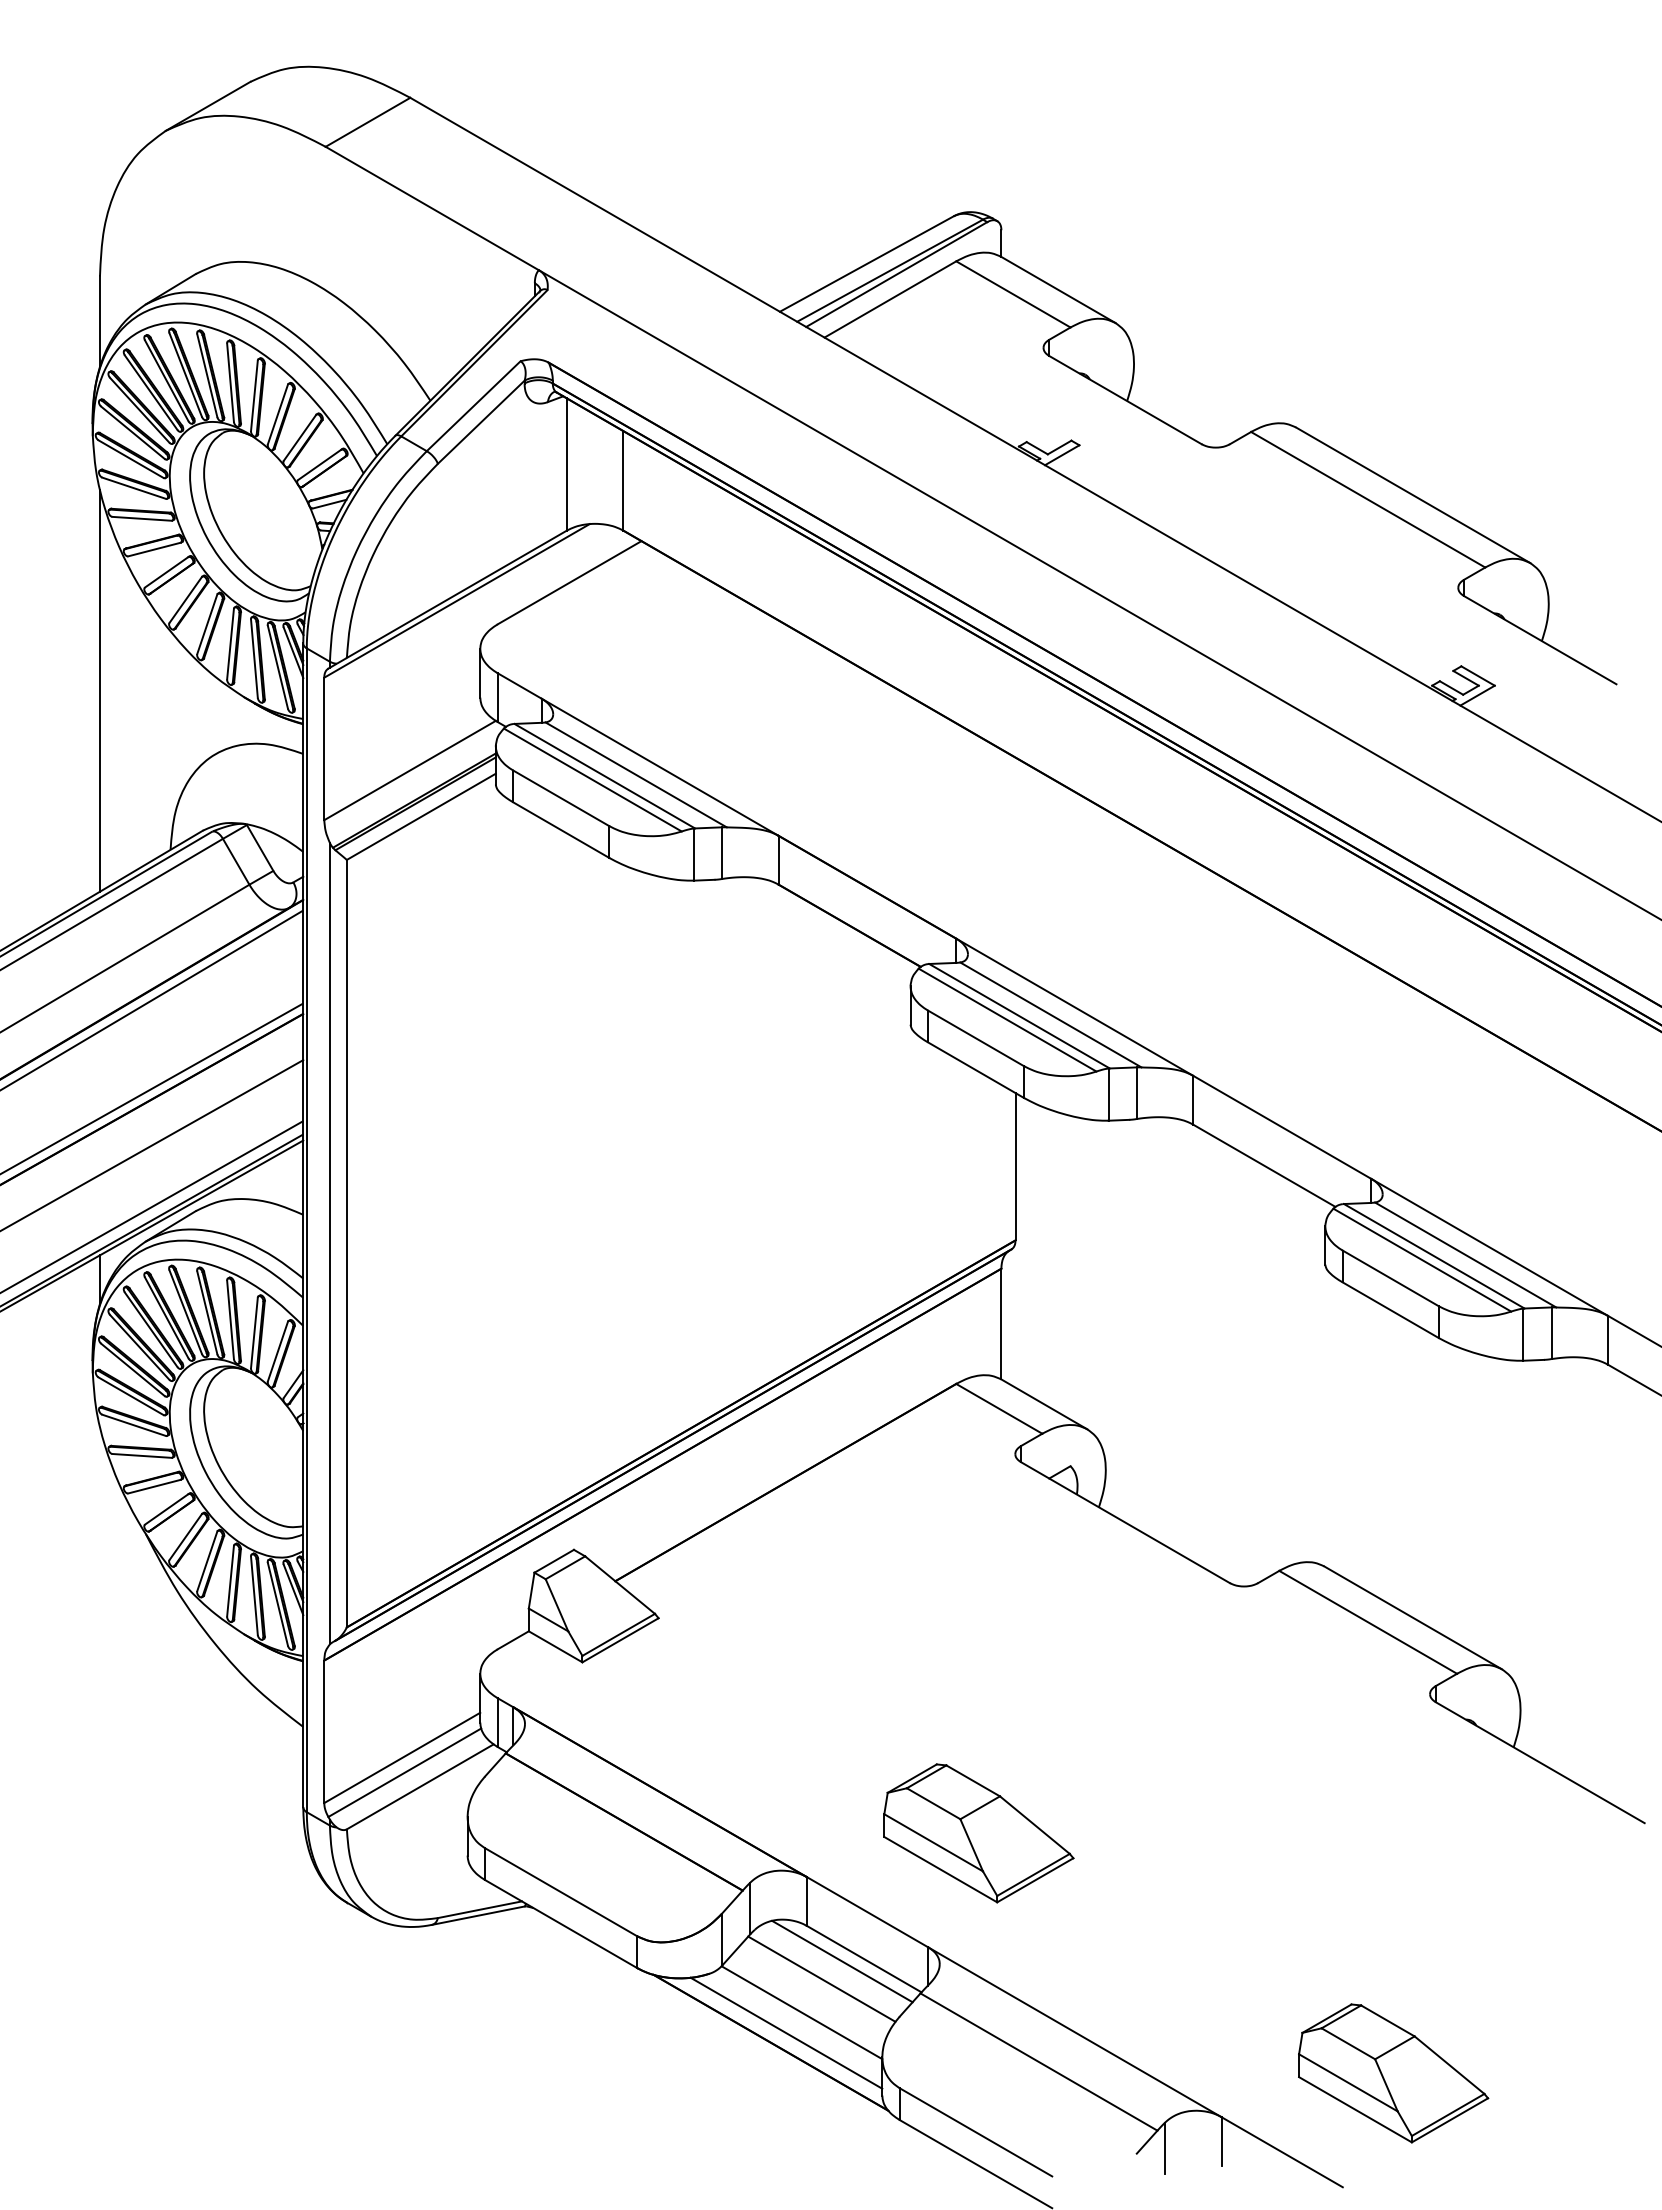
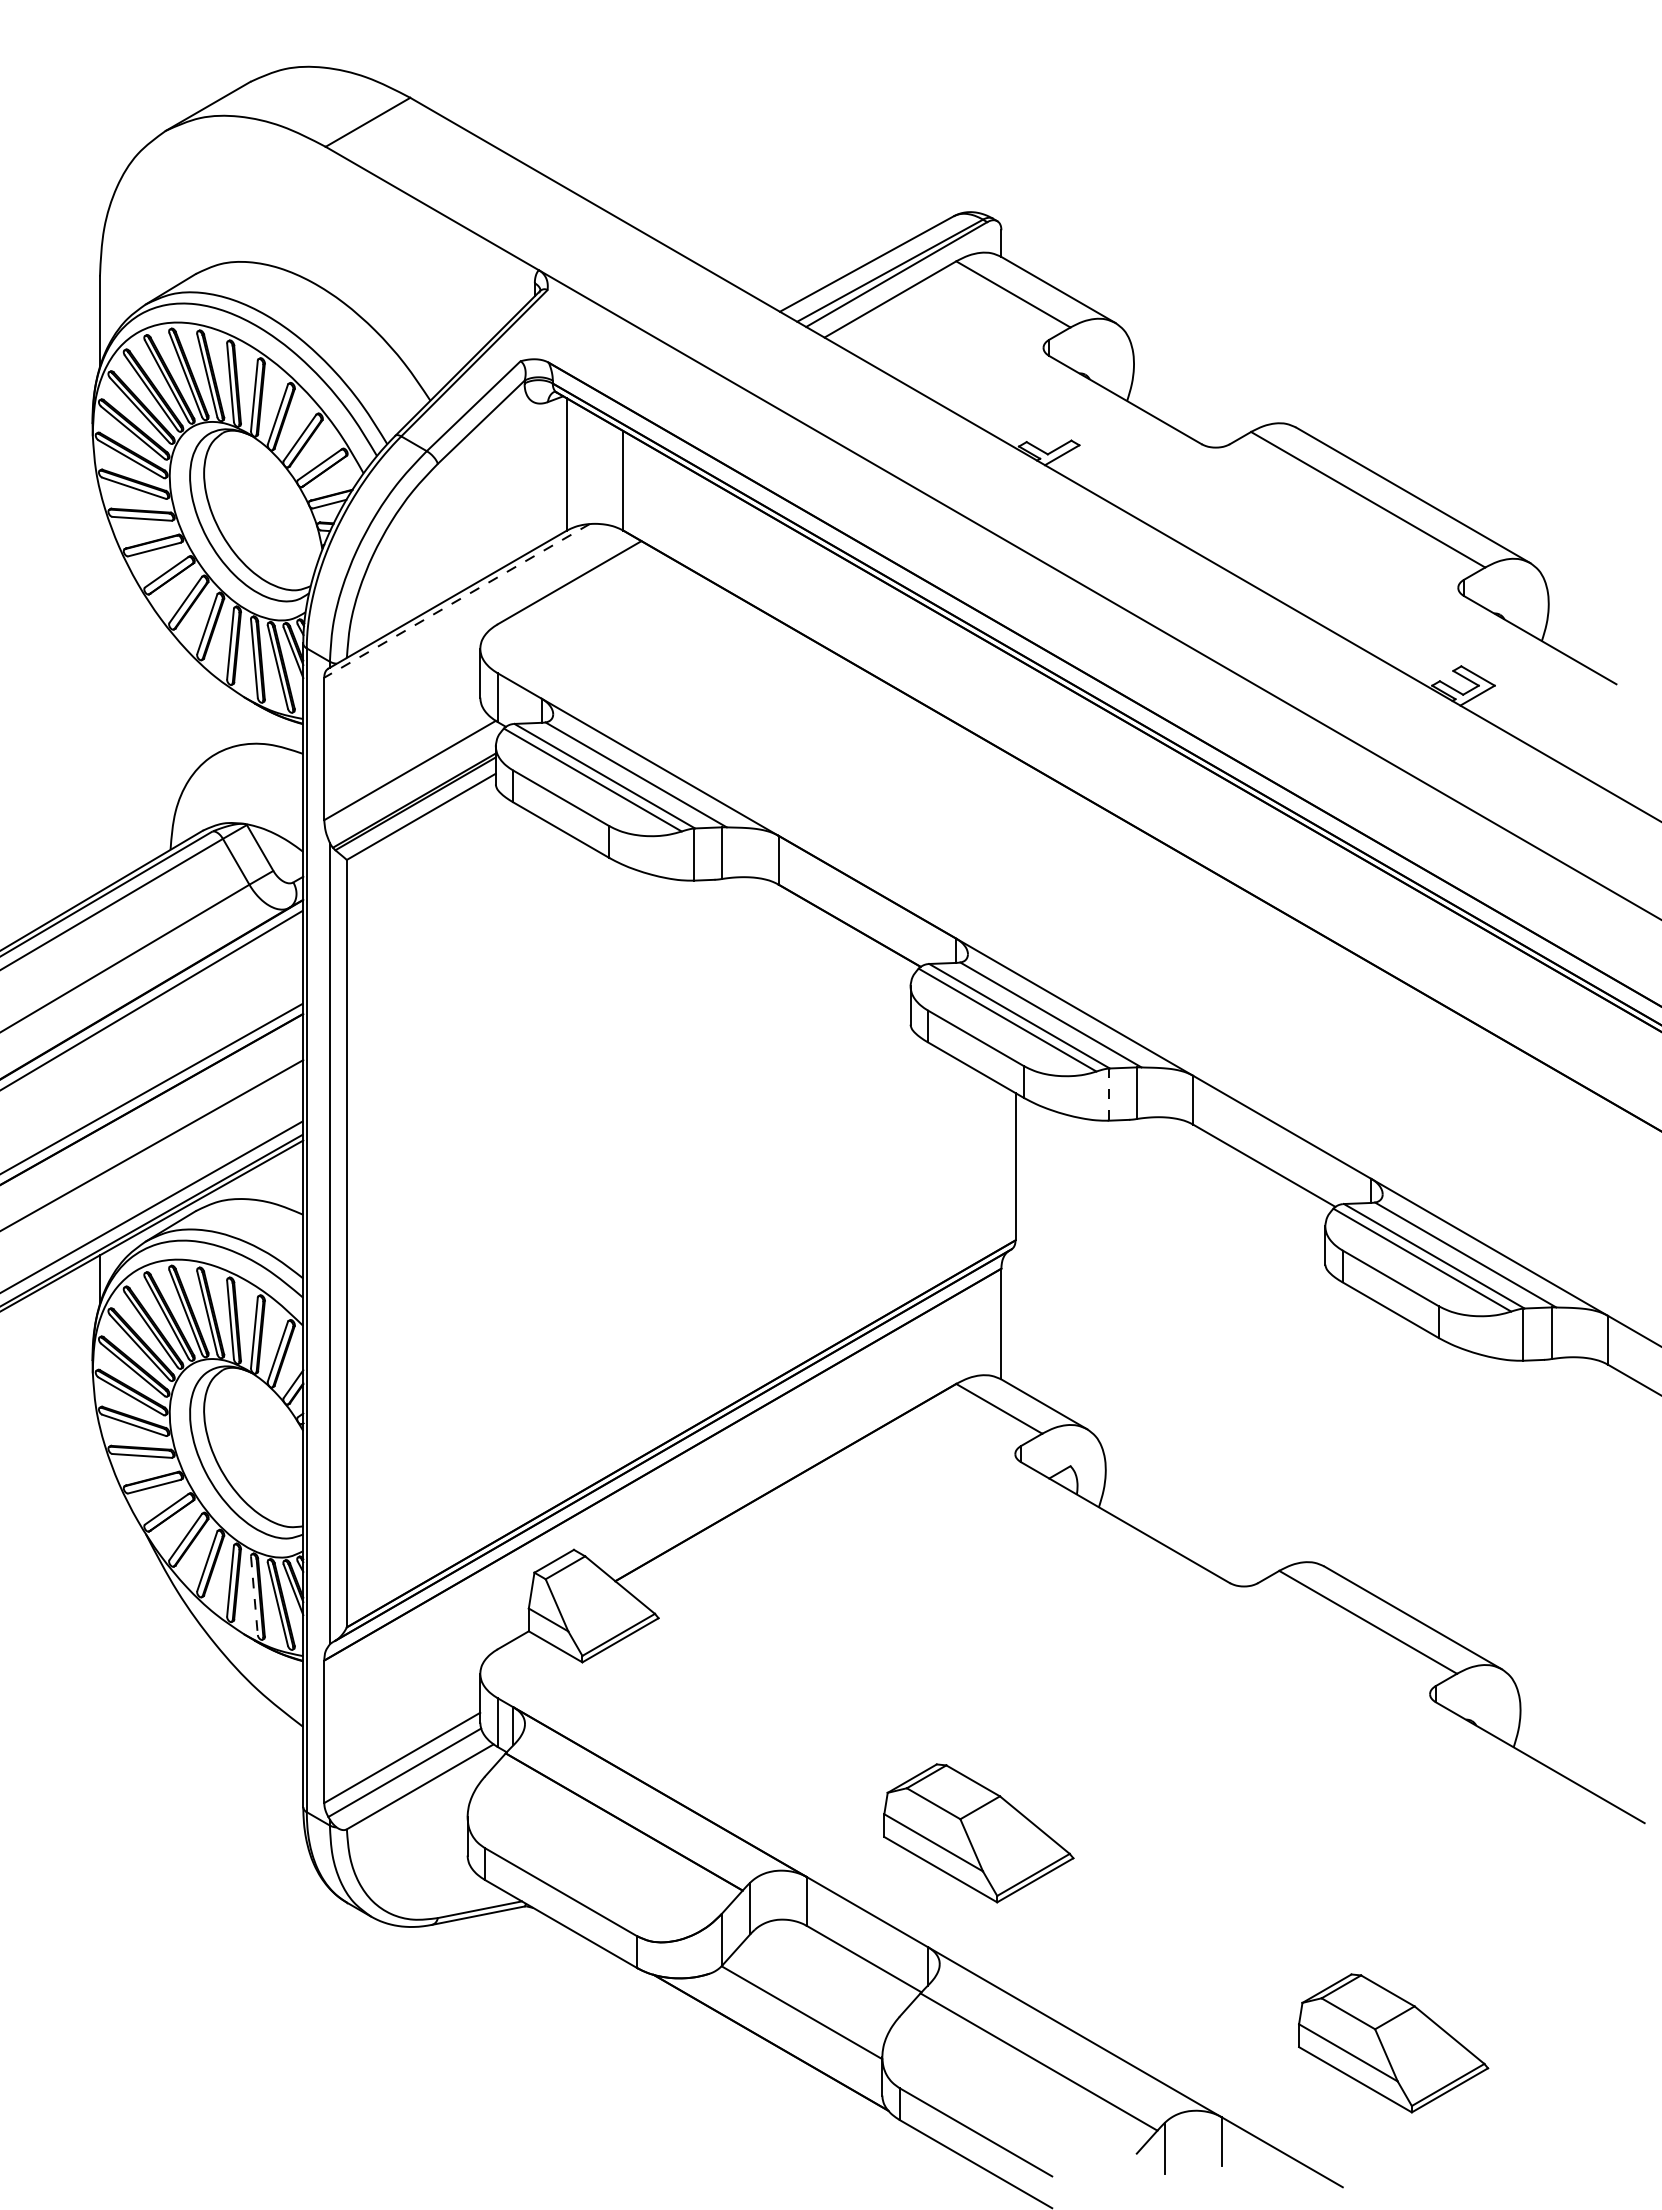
line: solid -> dashed (456, 601)
line: present -> none (99, 690)
line: solid -> dashed (1108, 1094)
line: solid -> dashed (254, 1596)
line: present -> none (842, 1961)
line: present -> none (821, 1978)
line: present -> none (786, 2032)
part position: (1393, 2073) -> (1393, 2043) (1393, 2043)
